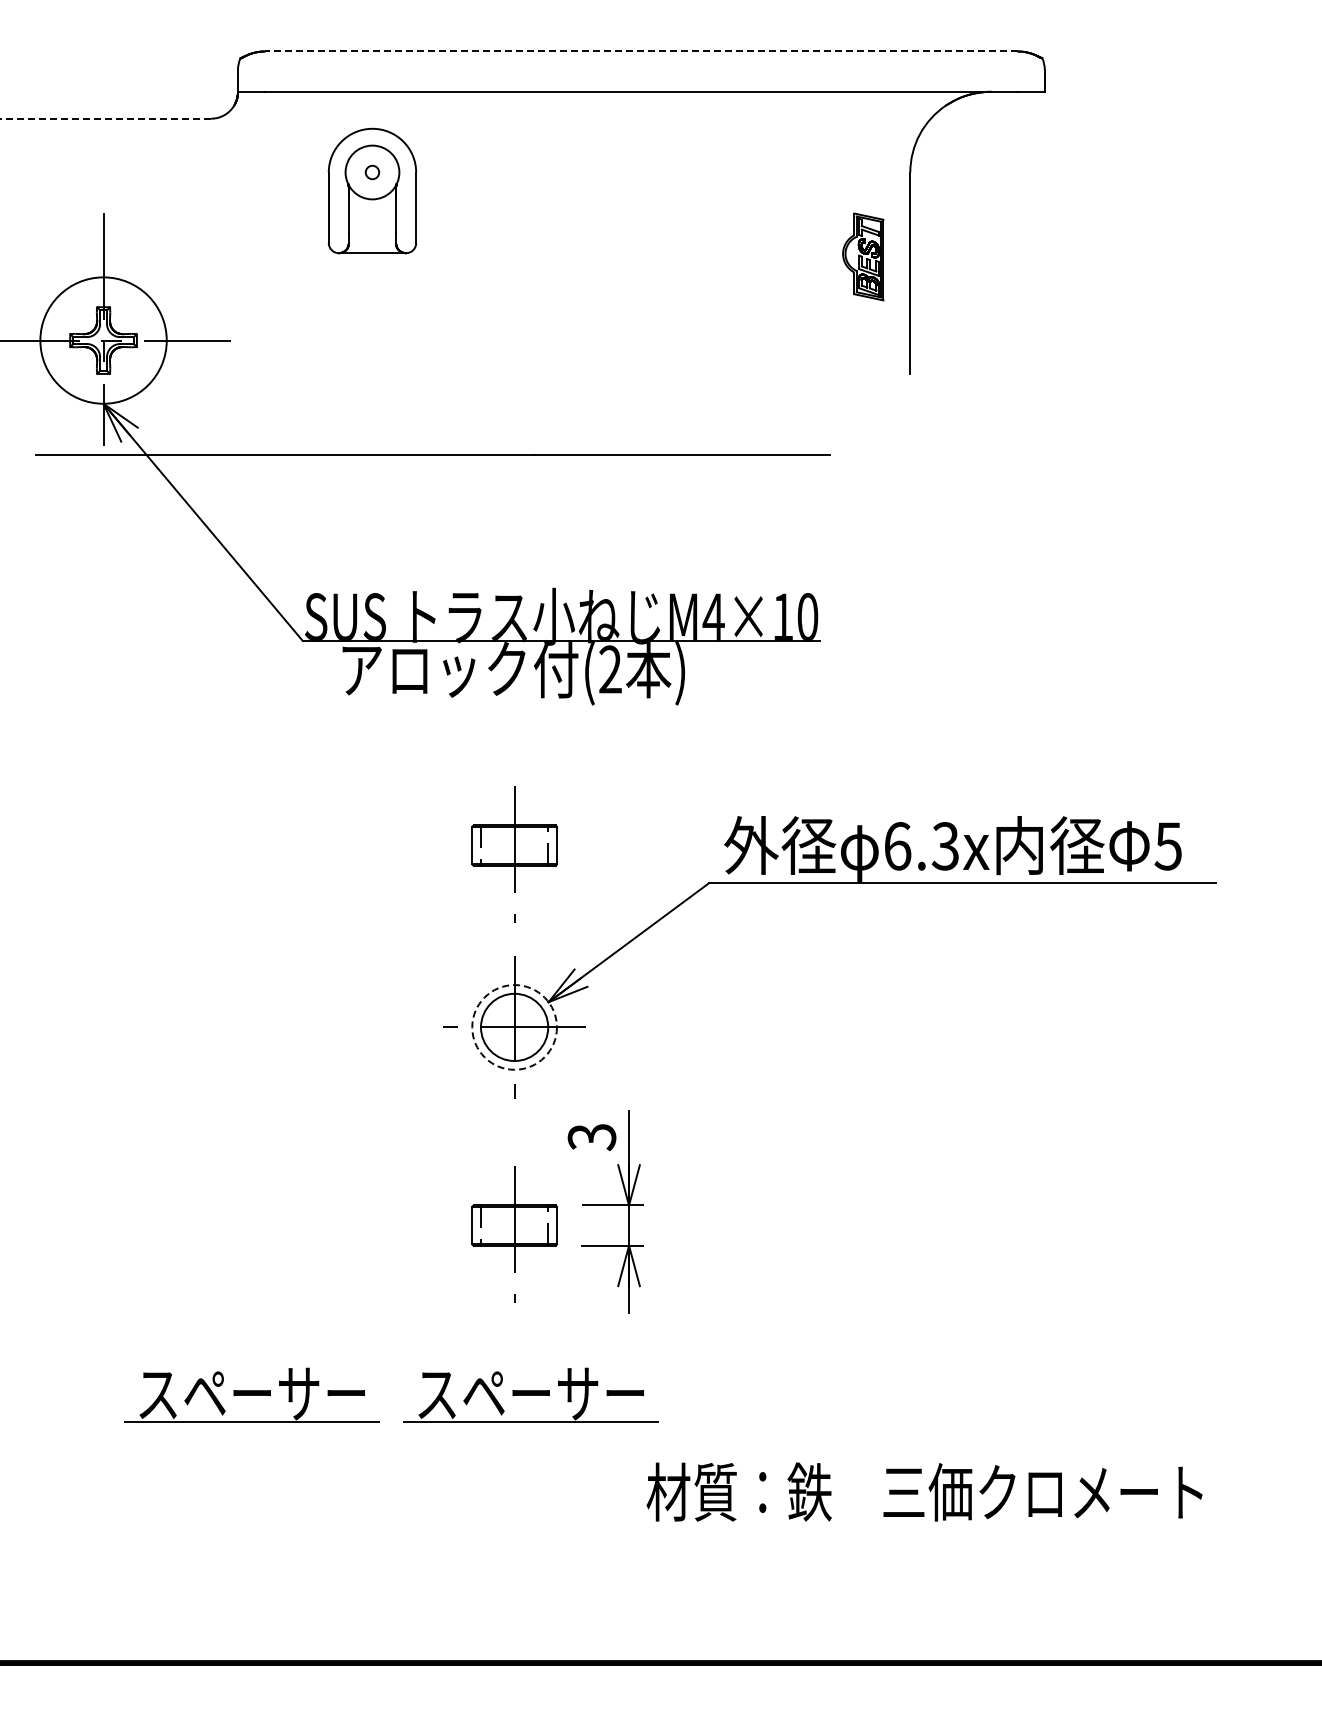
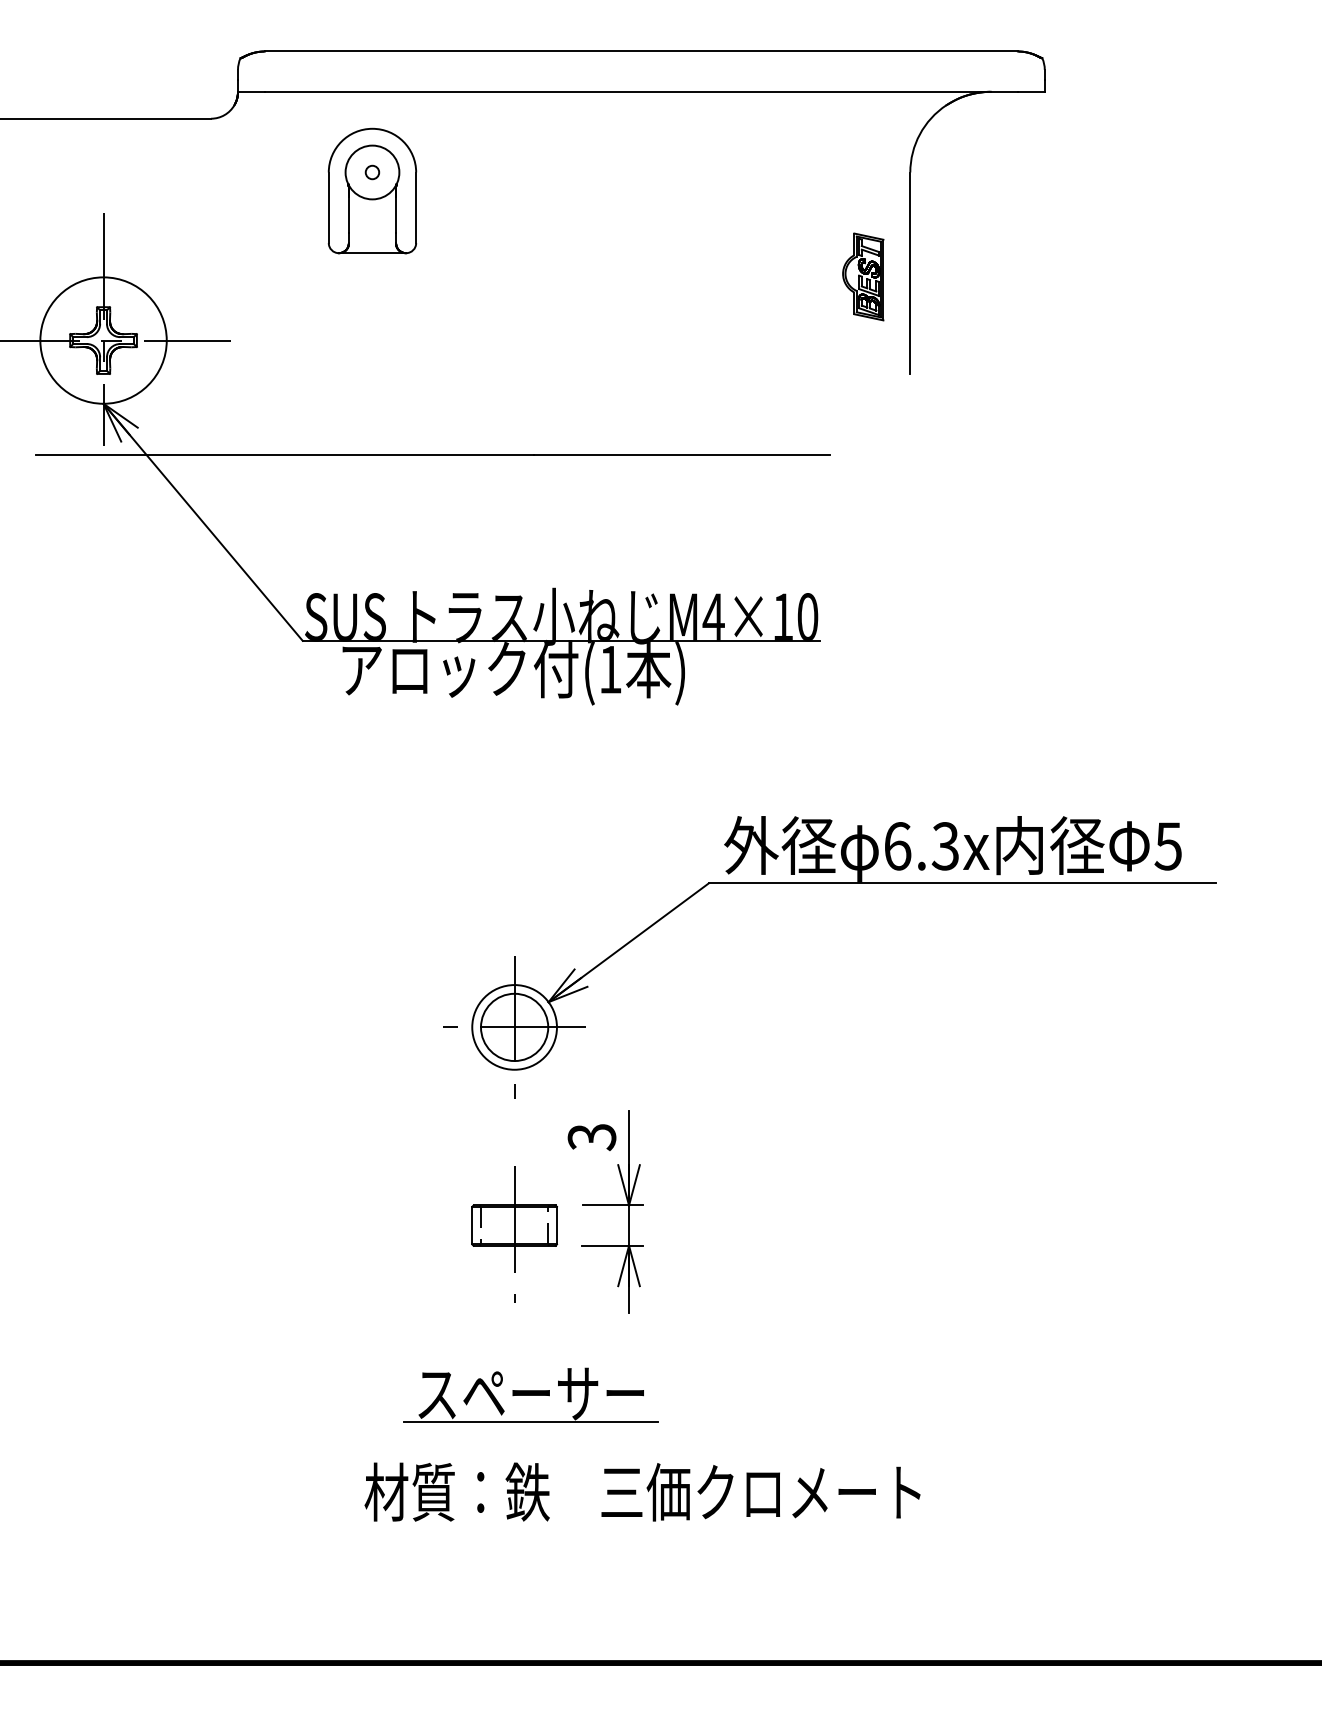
line: dashed -> solid (640, 51)
line: dashed -> solid (105, 118)
part position: (863, 256) -> (863, 276) (863, 276)
text: (2 -> (1 (610, 669)
part: present -> none (514, 854)
circle: dashed -> solid (514, 1027)
part: present -> none (251, 1394)
text position: (924, 1491) -> (642, 1491) (642, 1491)
